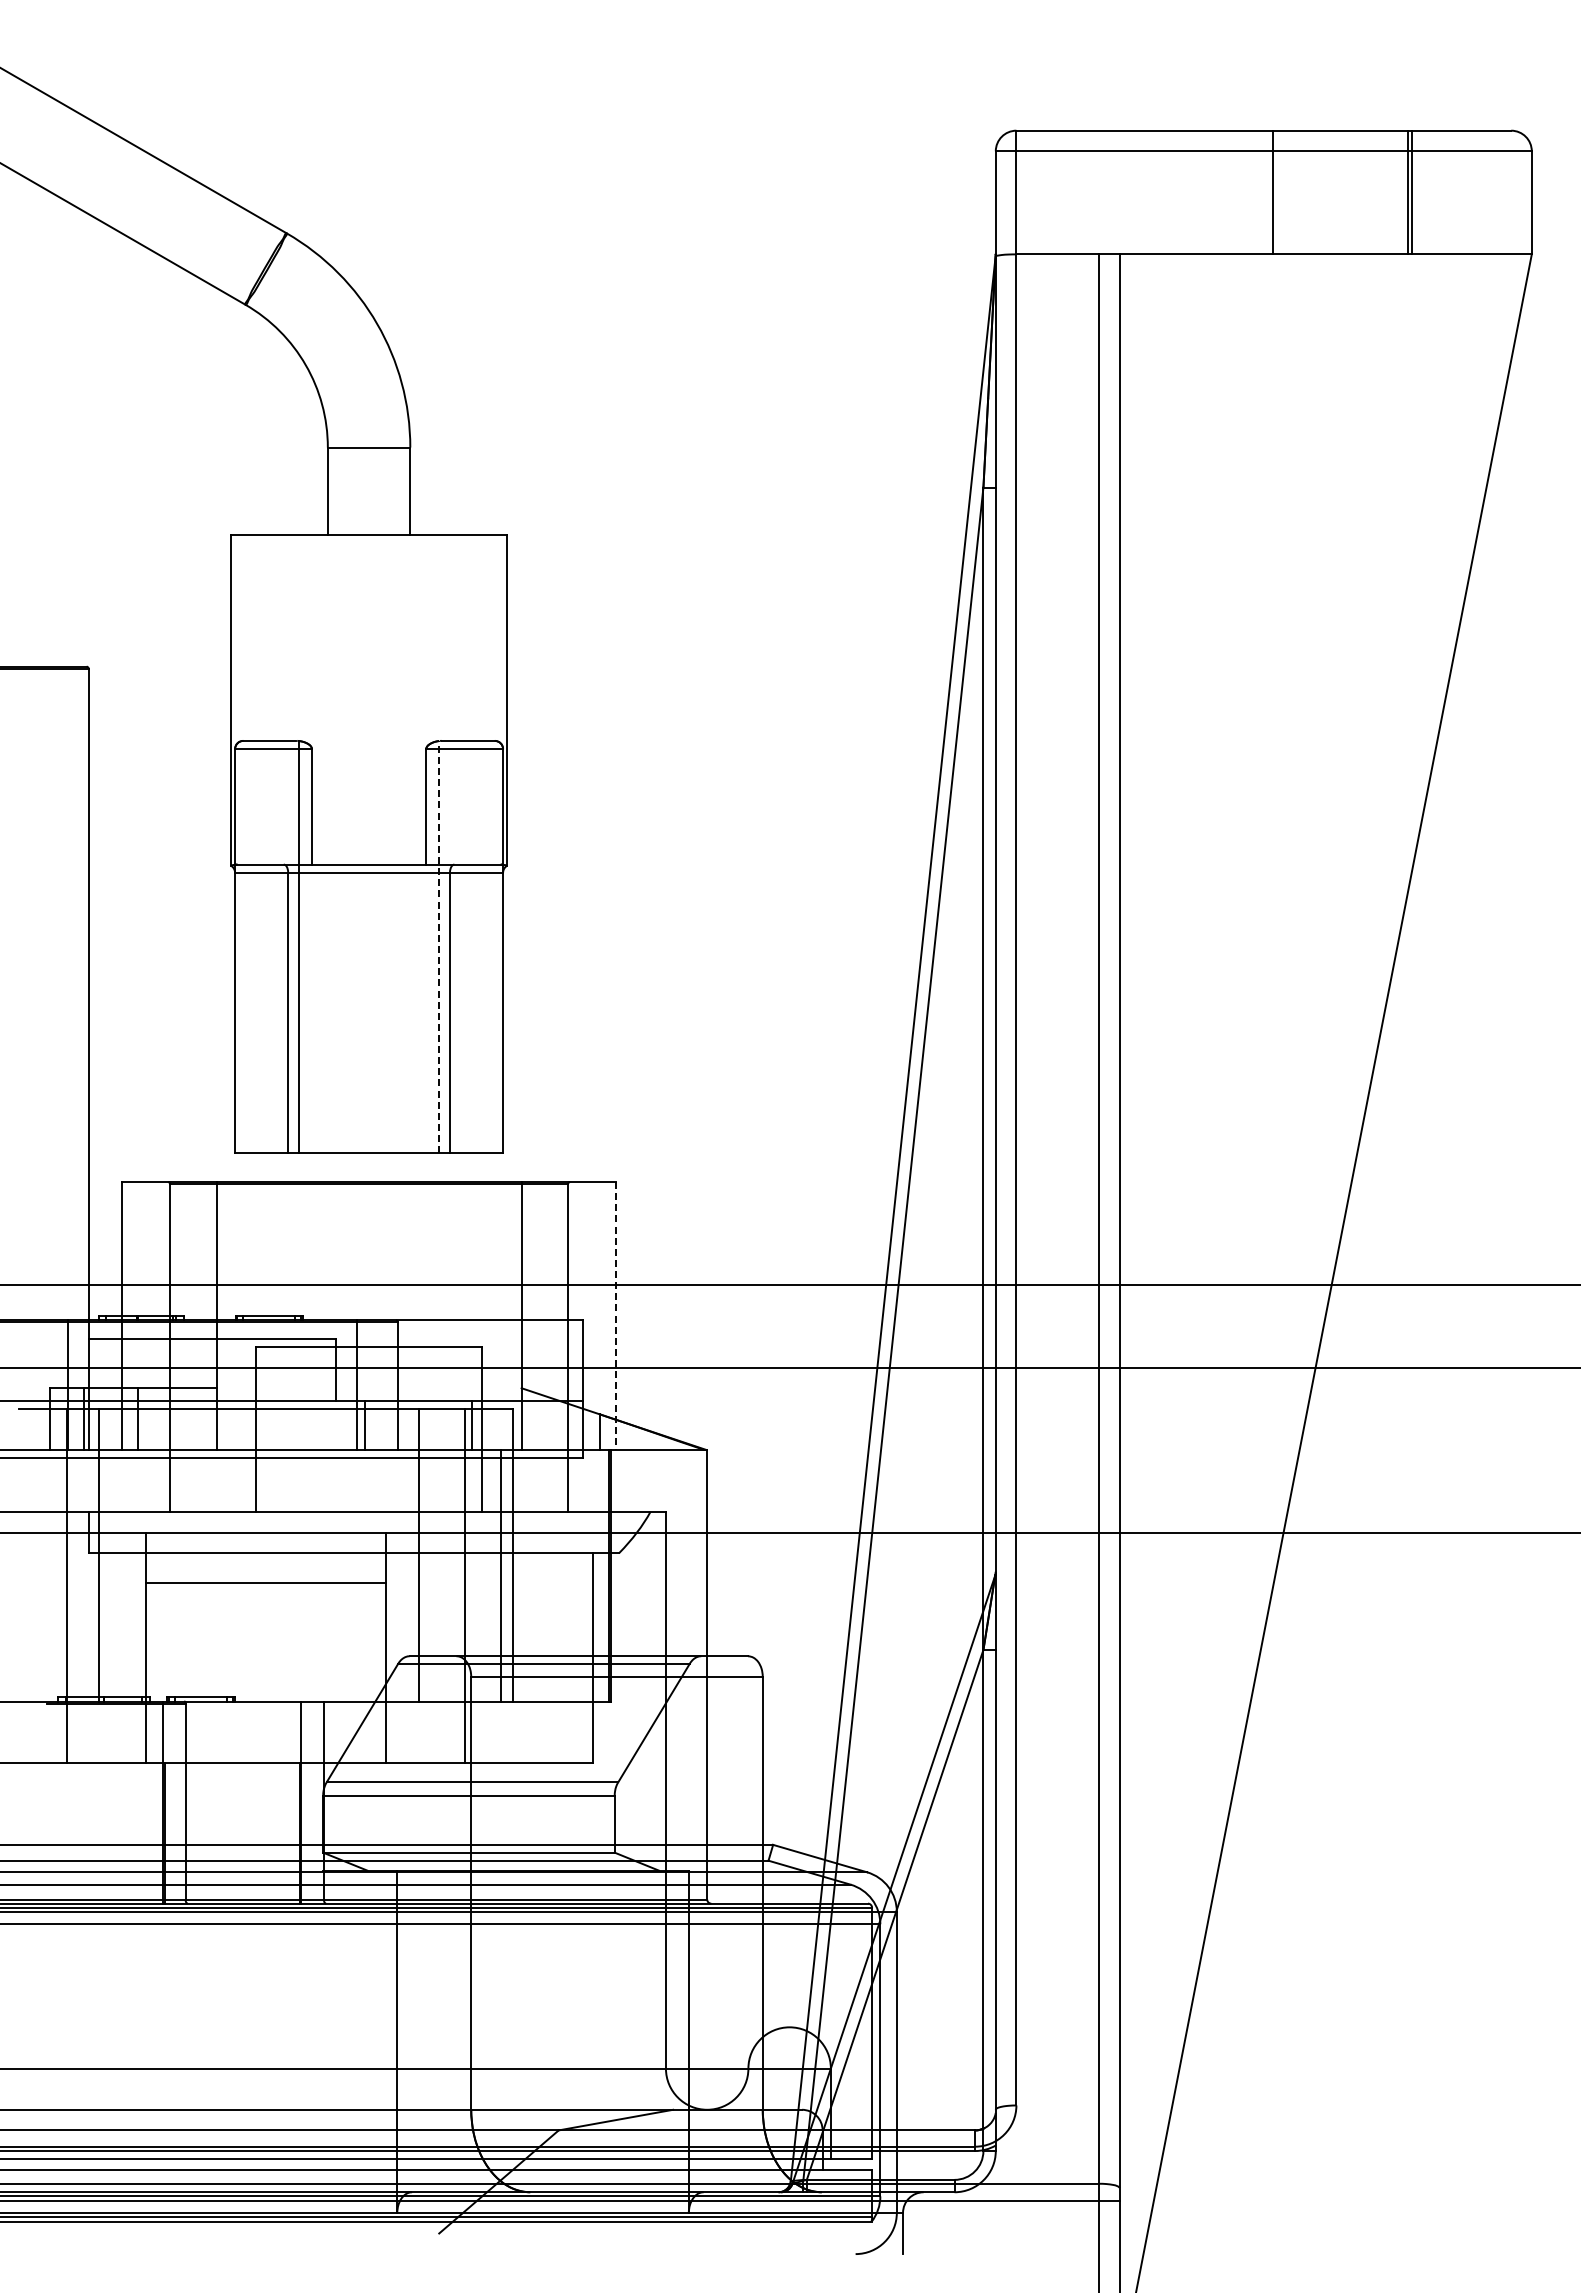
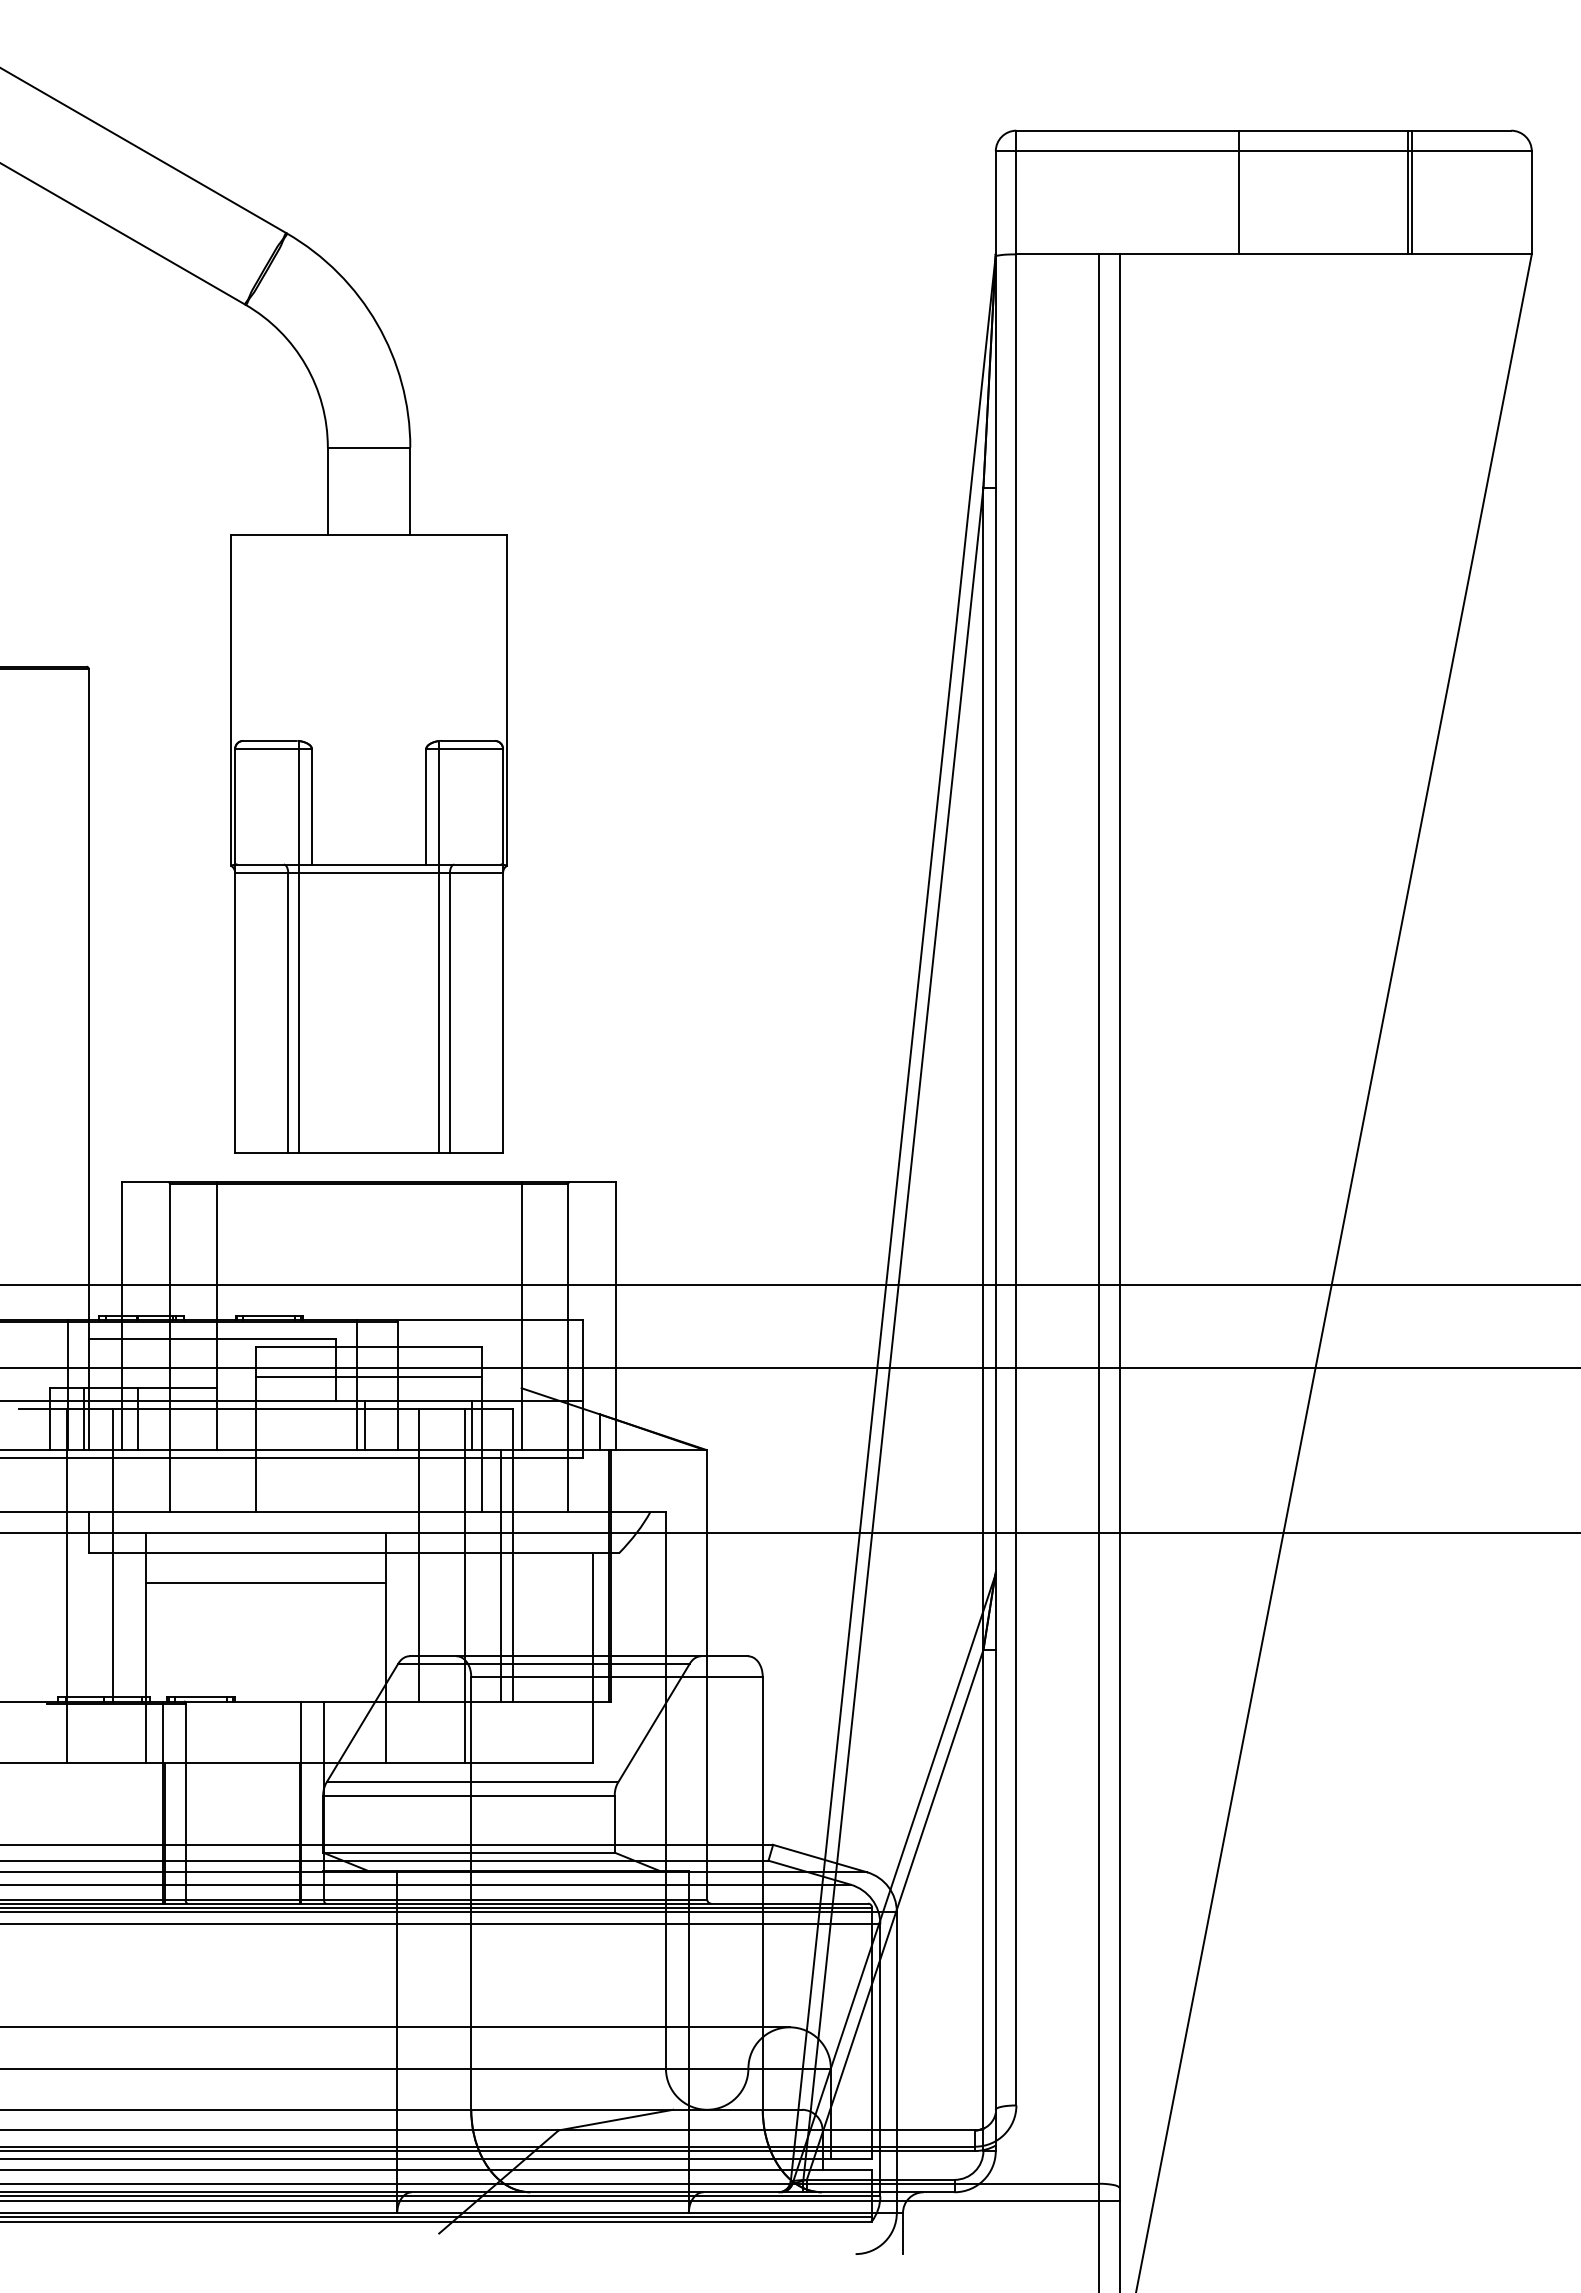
line position: (1273, 192) -> (1239, 192) (1239, 192)
line: dashed -> solid (439, 946)
line: dashed -> solid (616, 1316)
line: none -> present (368, 1376)
line position: (99, 1554) -> (113, 1554) (113, 1554)
line: none -> present (395, 2027)
